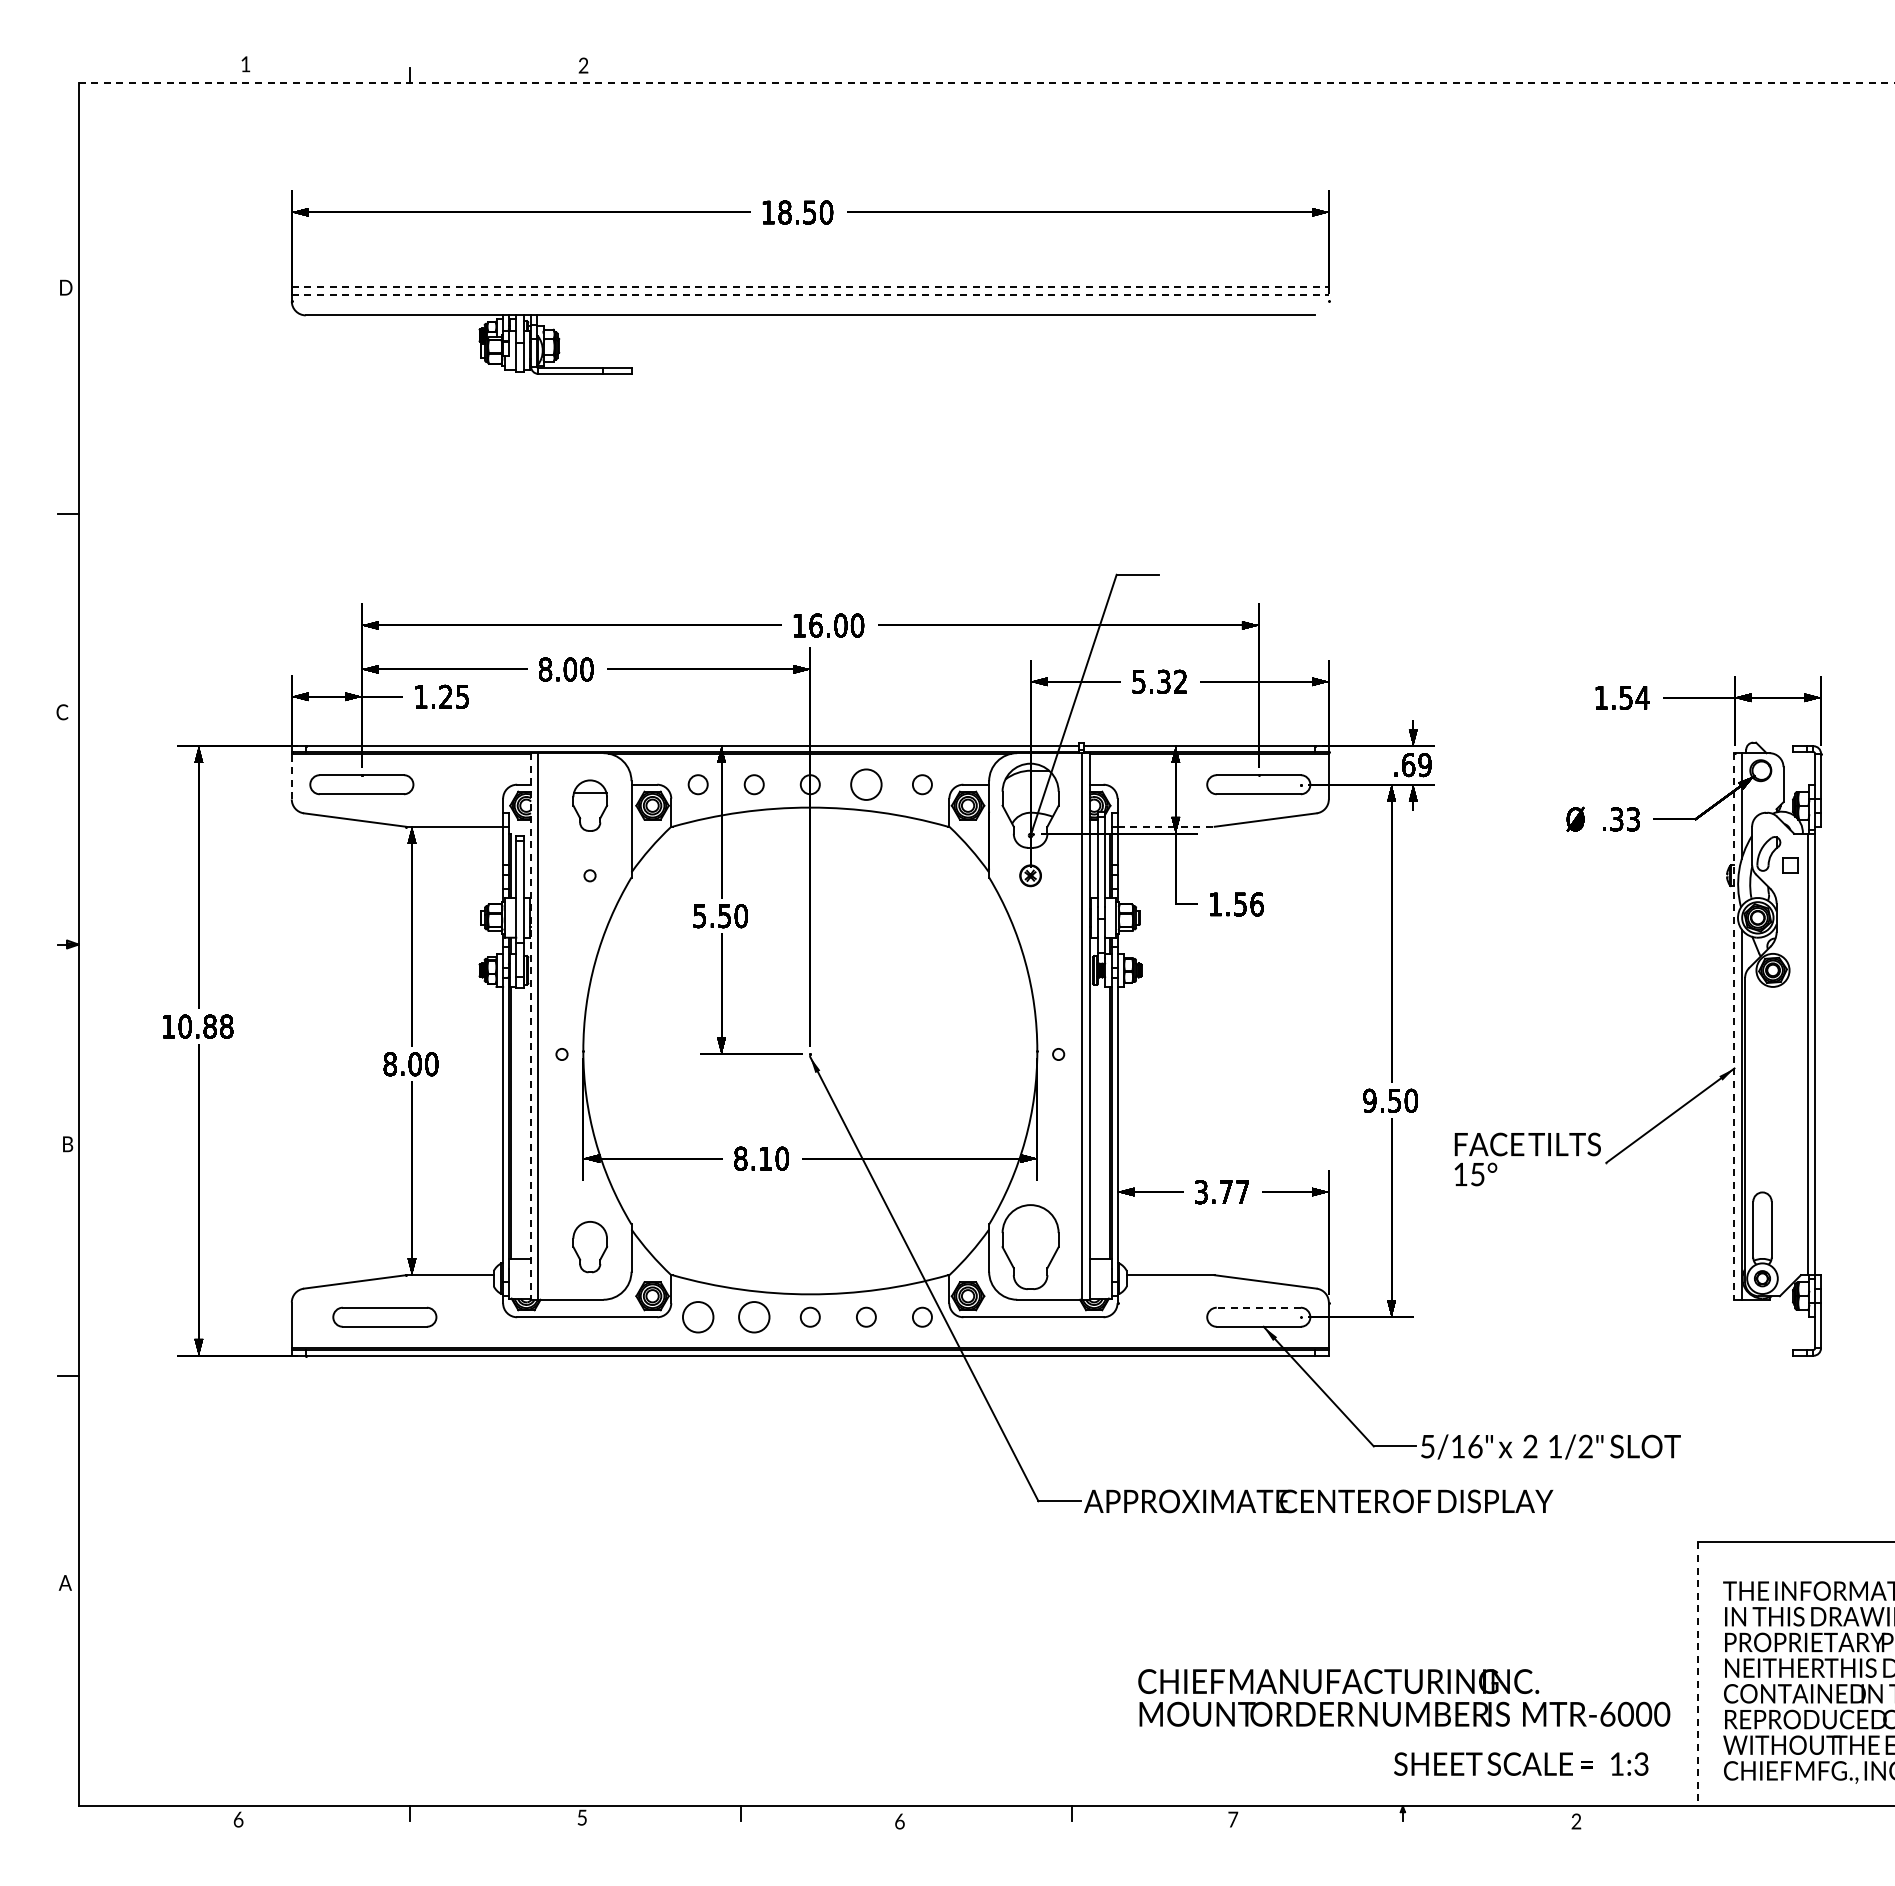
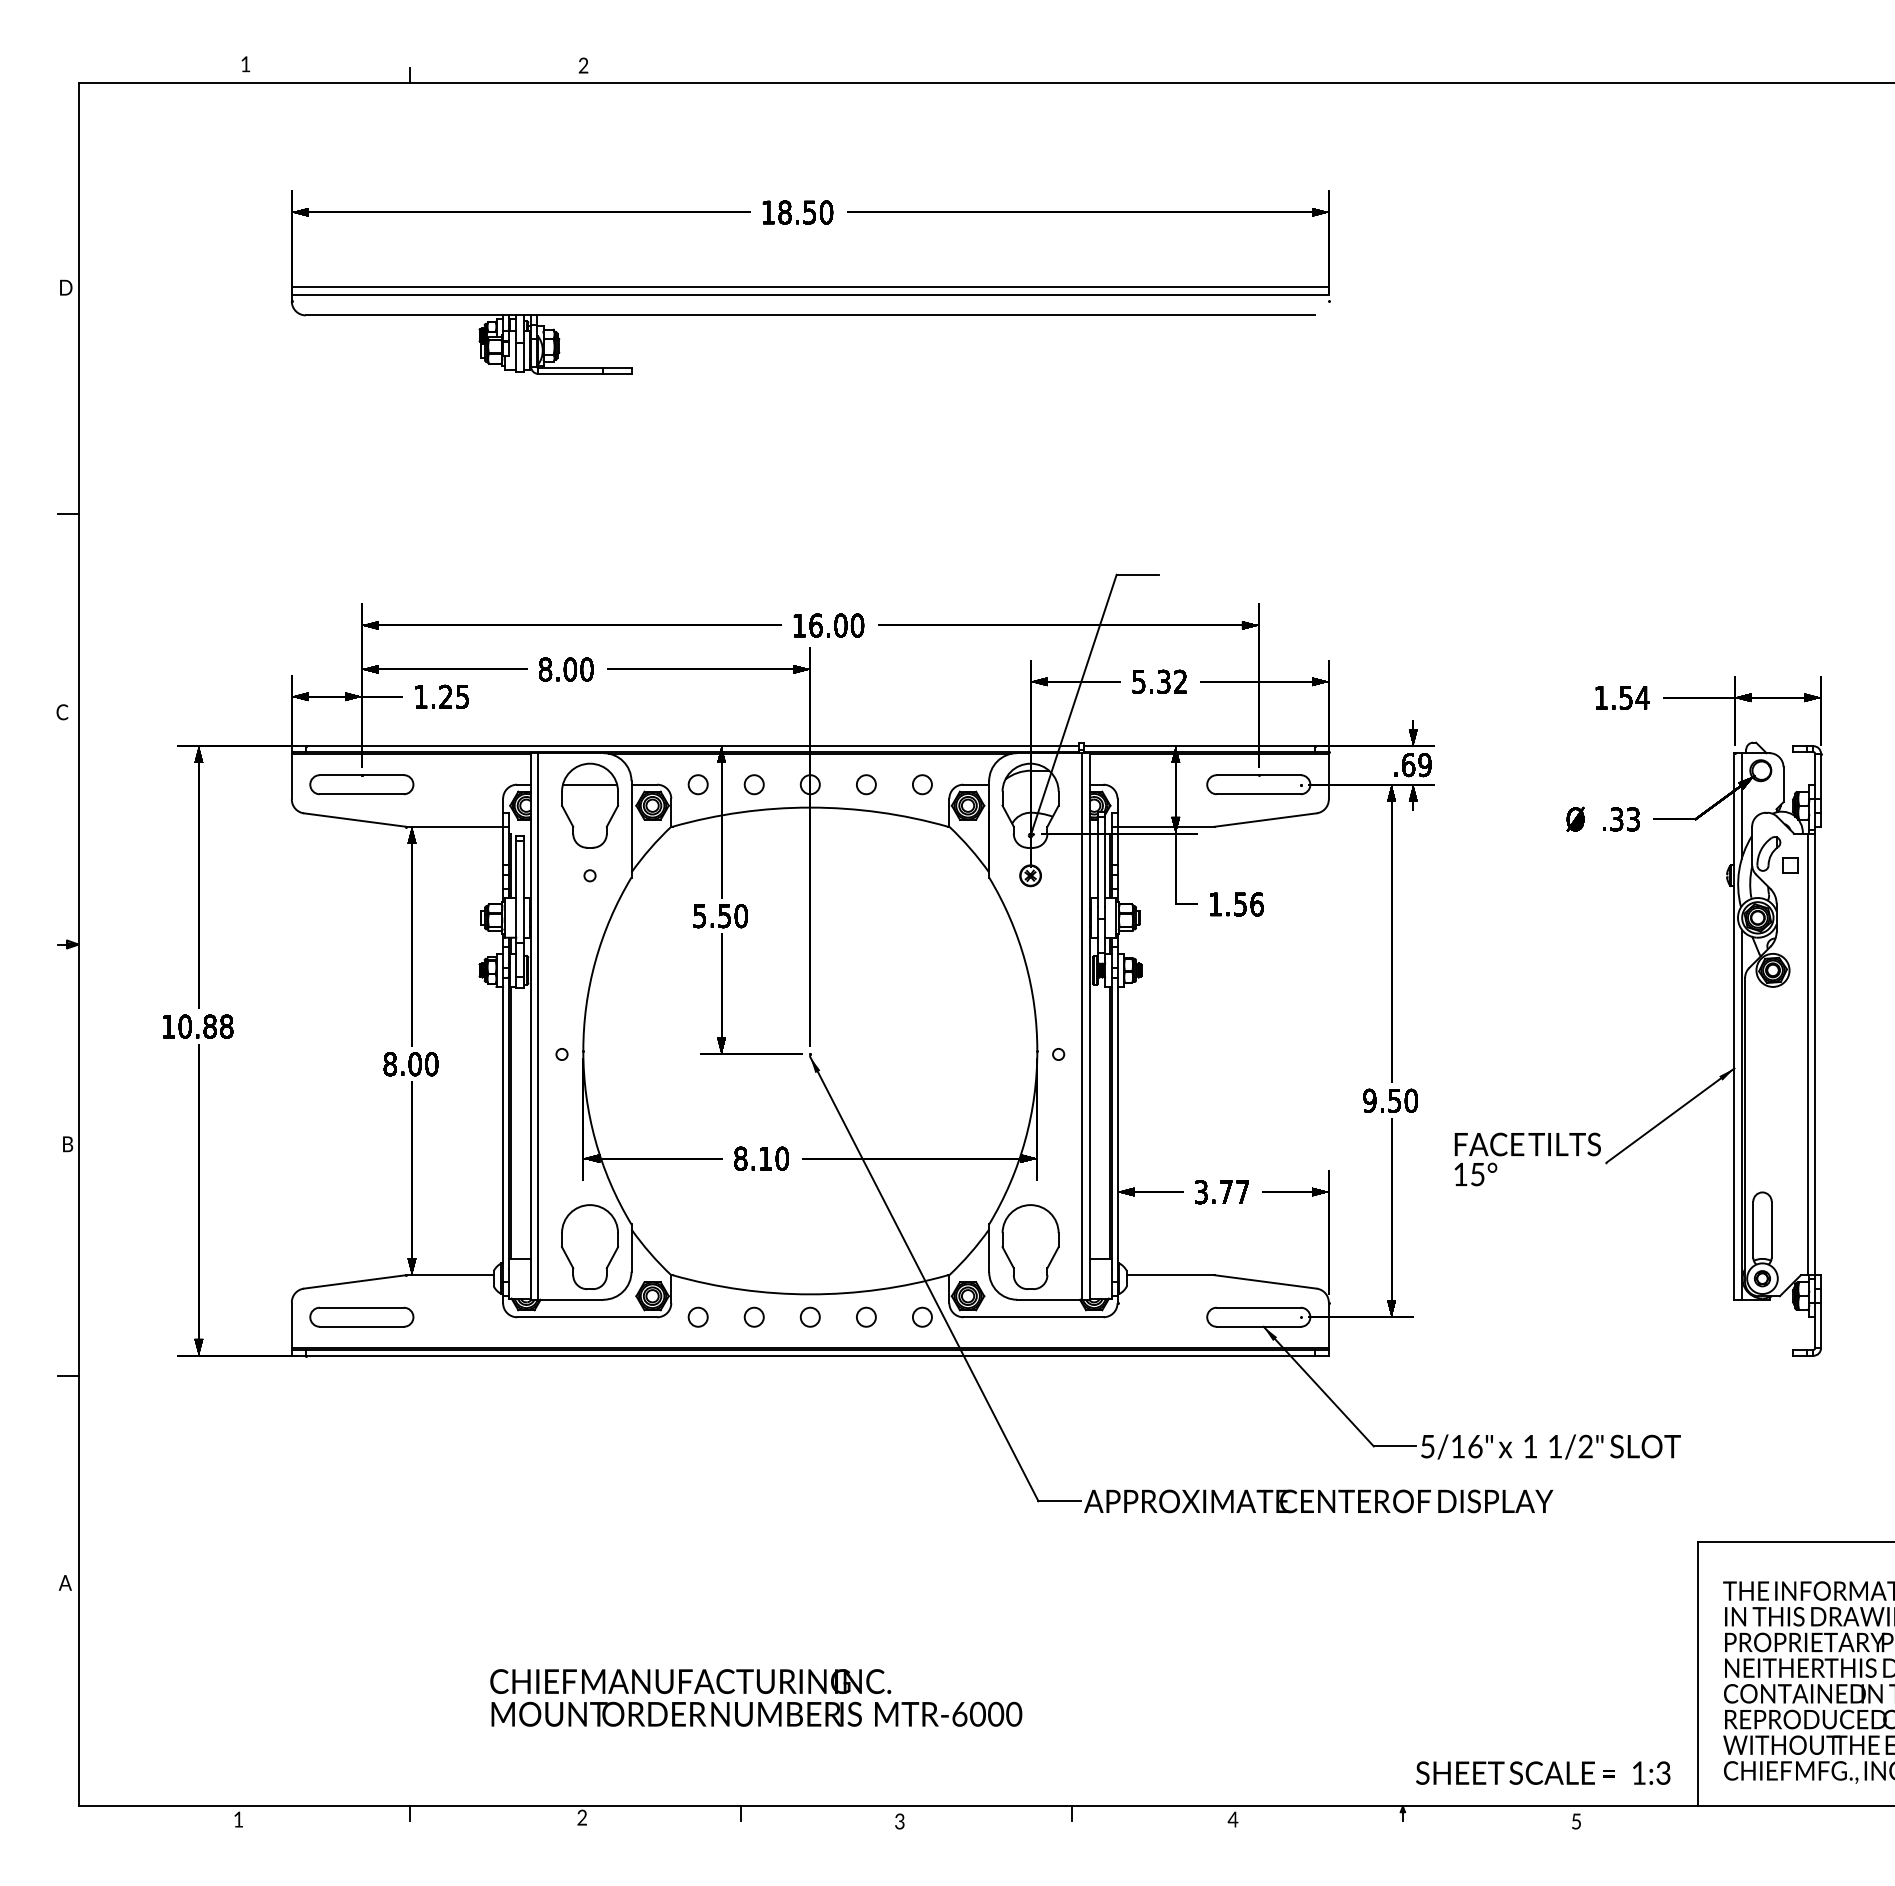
line: dashed -> solid (986, 82)
line: dashed -> solid (810, 287)
line: dashed -> solid (810, 294)
line: dashed -> solid (291, 776)
circle diameter: 30 px -> 19 px (865, 784)
part size: 37x53 px -> 59x87 px (590, 805)
line: dashed -> solid (1166, 826)
line: dashed -> solid (531, 1026)
line: dashed -> solid (1734, 1026)
part size: 36x53 px -> 59x86 px (590, 1246)
line: dashed -> solid (1258, 1307)
part position: (384, 1316) -> (361, 1316) (361, 1316)
circle diameter: 30 px -> 19 px (697, 1316)
circle diameter: 30 px -> 19 px (753, 1316)
text: 2 -> 1 (1530, 1446)
line: dashed -> solid (1698, 1674)
text position: (1404, 1697) -> (756, 1697) (756, 1697)
text position: (1521, 1763) -> (1543, 1772) (1543, 1772)
text: 5 -> 2 (581, 1817)
text: 6 -> 1 (238, 1819)
text: 7 -> 4 (1232, 1819)
text: 6 -> 3 (899, 1820)
text: 2 -> 5 (1576, 1821)
